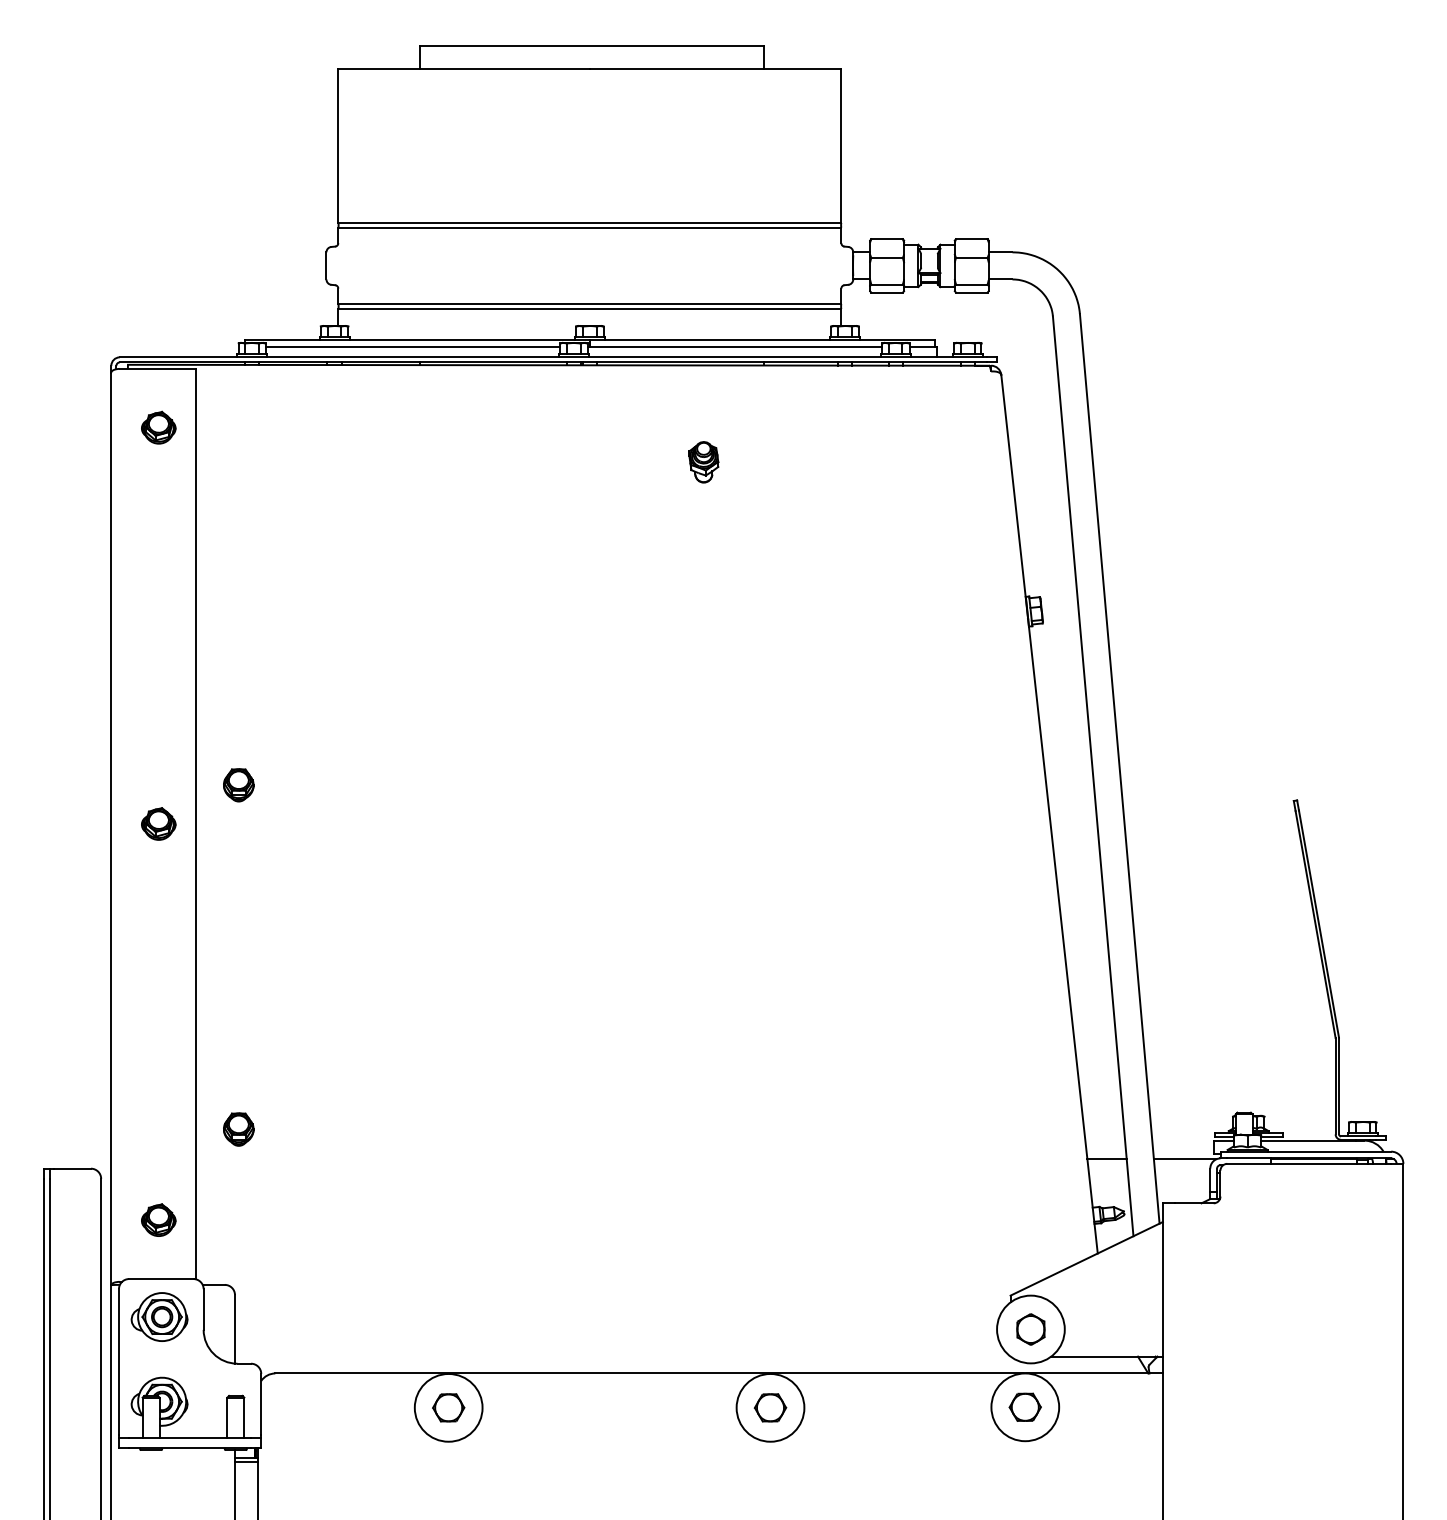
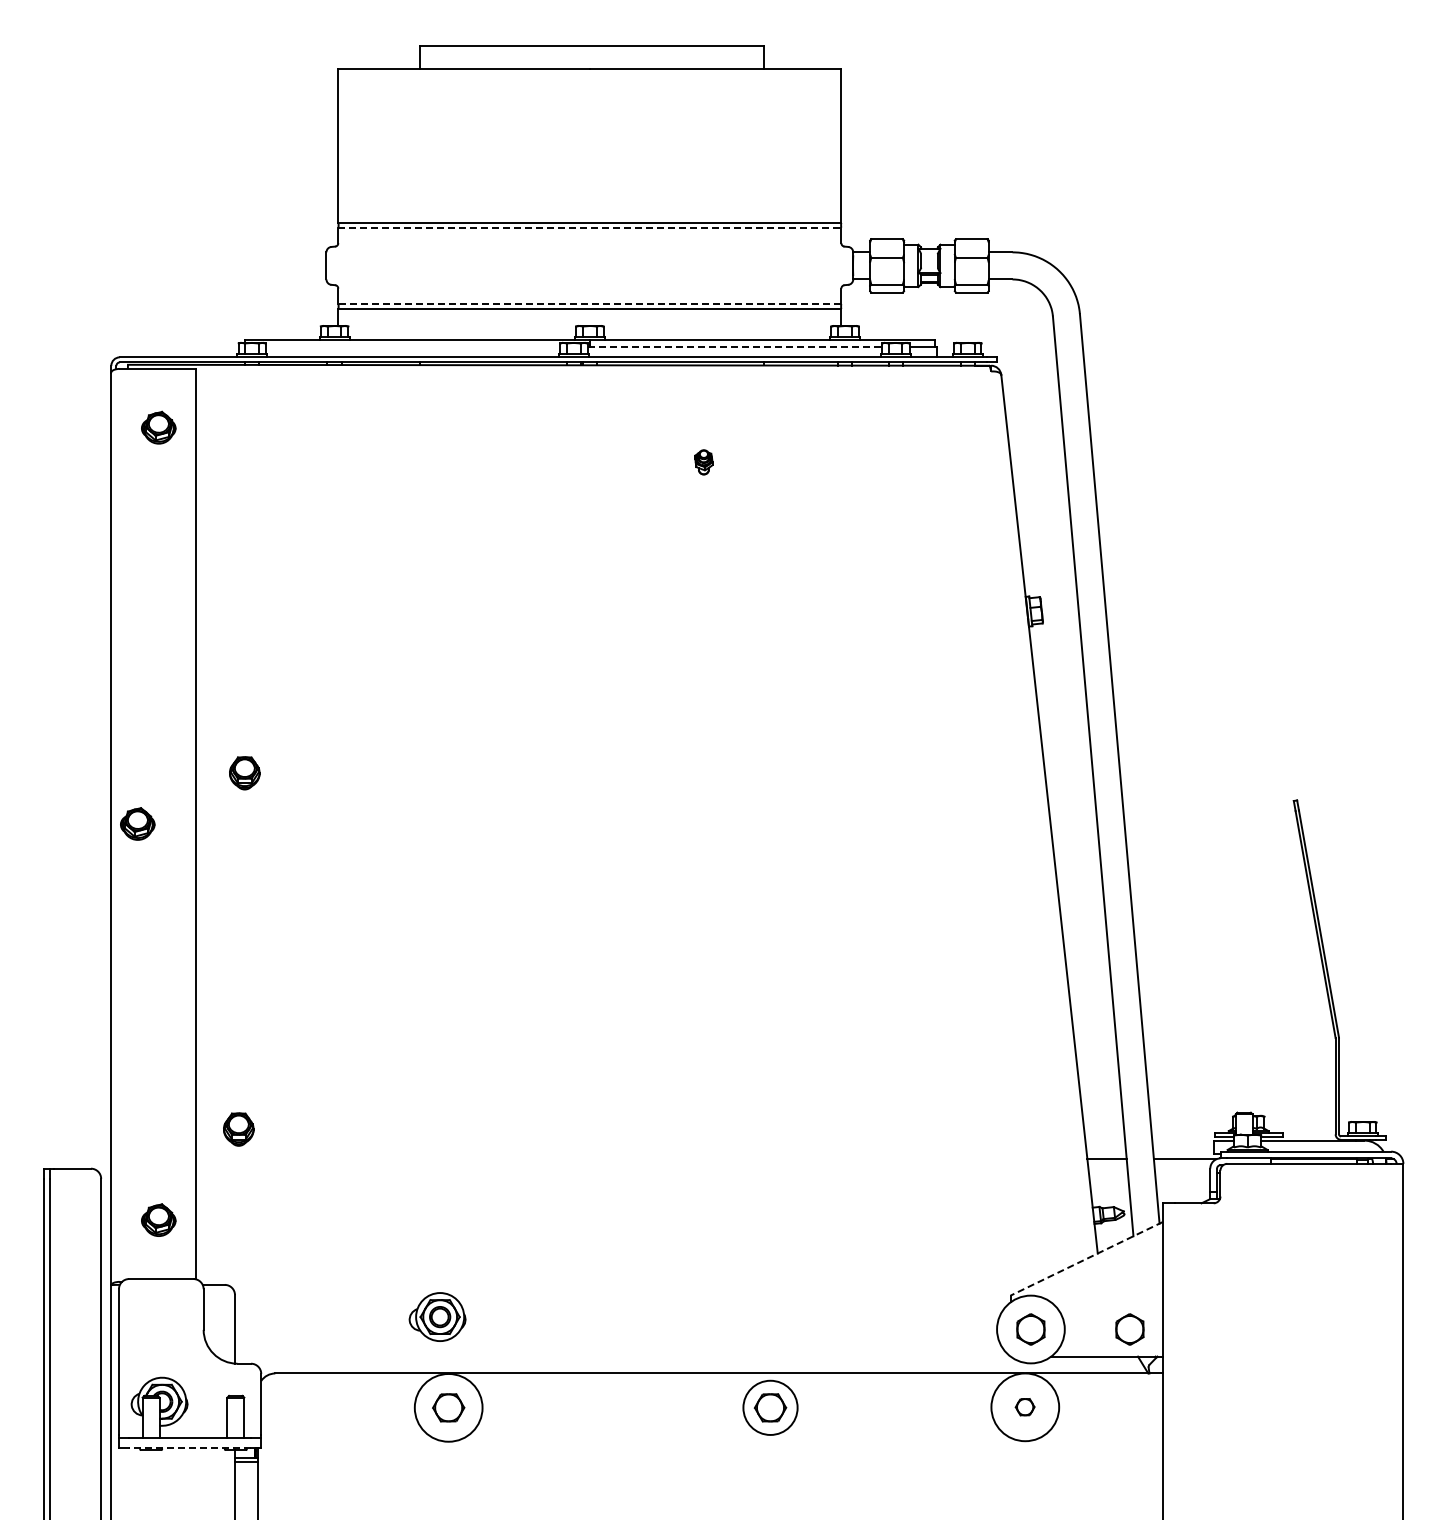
line: solid -> dashed (589, 227)
line: solid -> dashed (589, 304)
line: present -> none (412, 347)
line: solid -> dashed (735, 347)
part size: 32x43 px -> 20x27 px (703, 462)
part position: (238, 785) -> (244, 773) (244, 773)
part position: (158, 823) -> (137, 823) (137, 823)
line: solid -> dashed (1086, 1258)
part position: (159, 1316) -> (437, 1316) (437, 1316)
part: none -> present (1129, 1329)
part size: 34x30 px -> 22x19 px (1024, 1407)
circle diameter: 68 px -> 54 px (770, 1407)
line: solid -> dashed (190, 1448)
